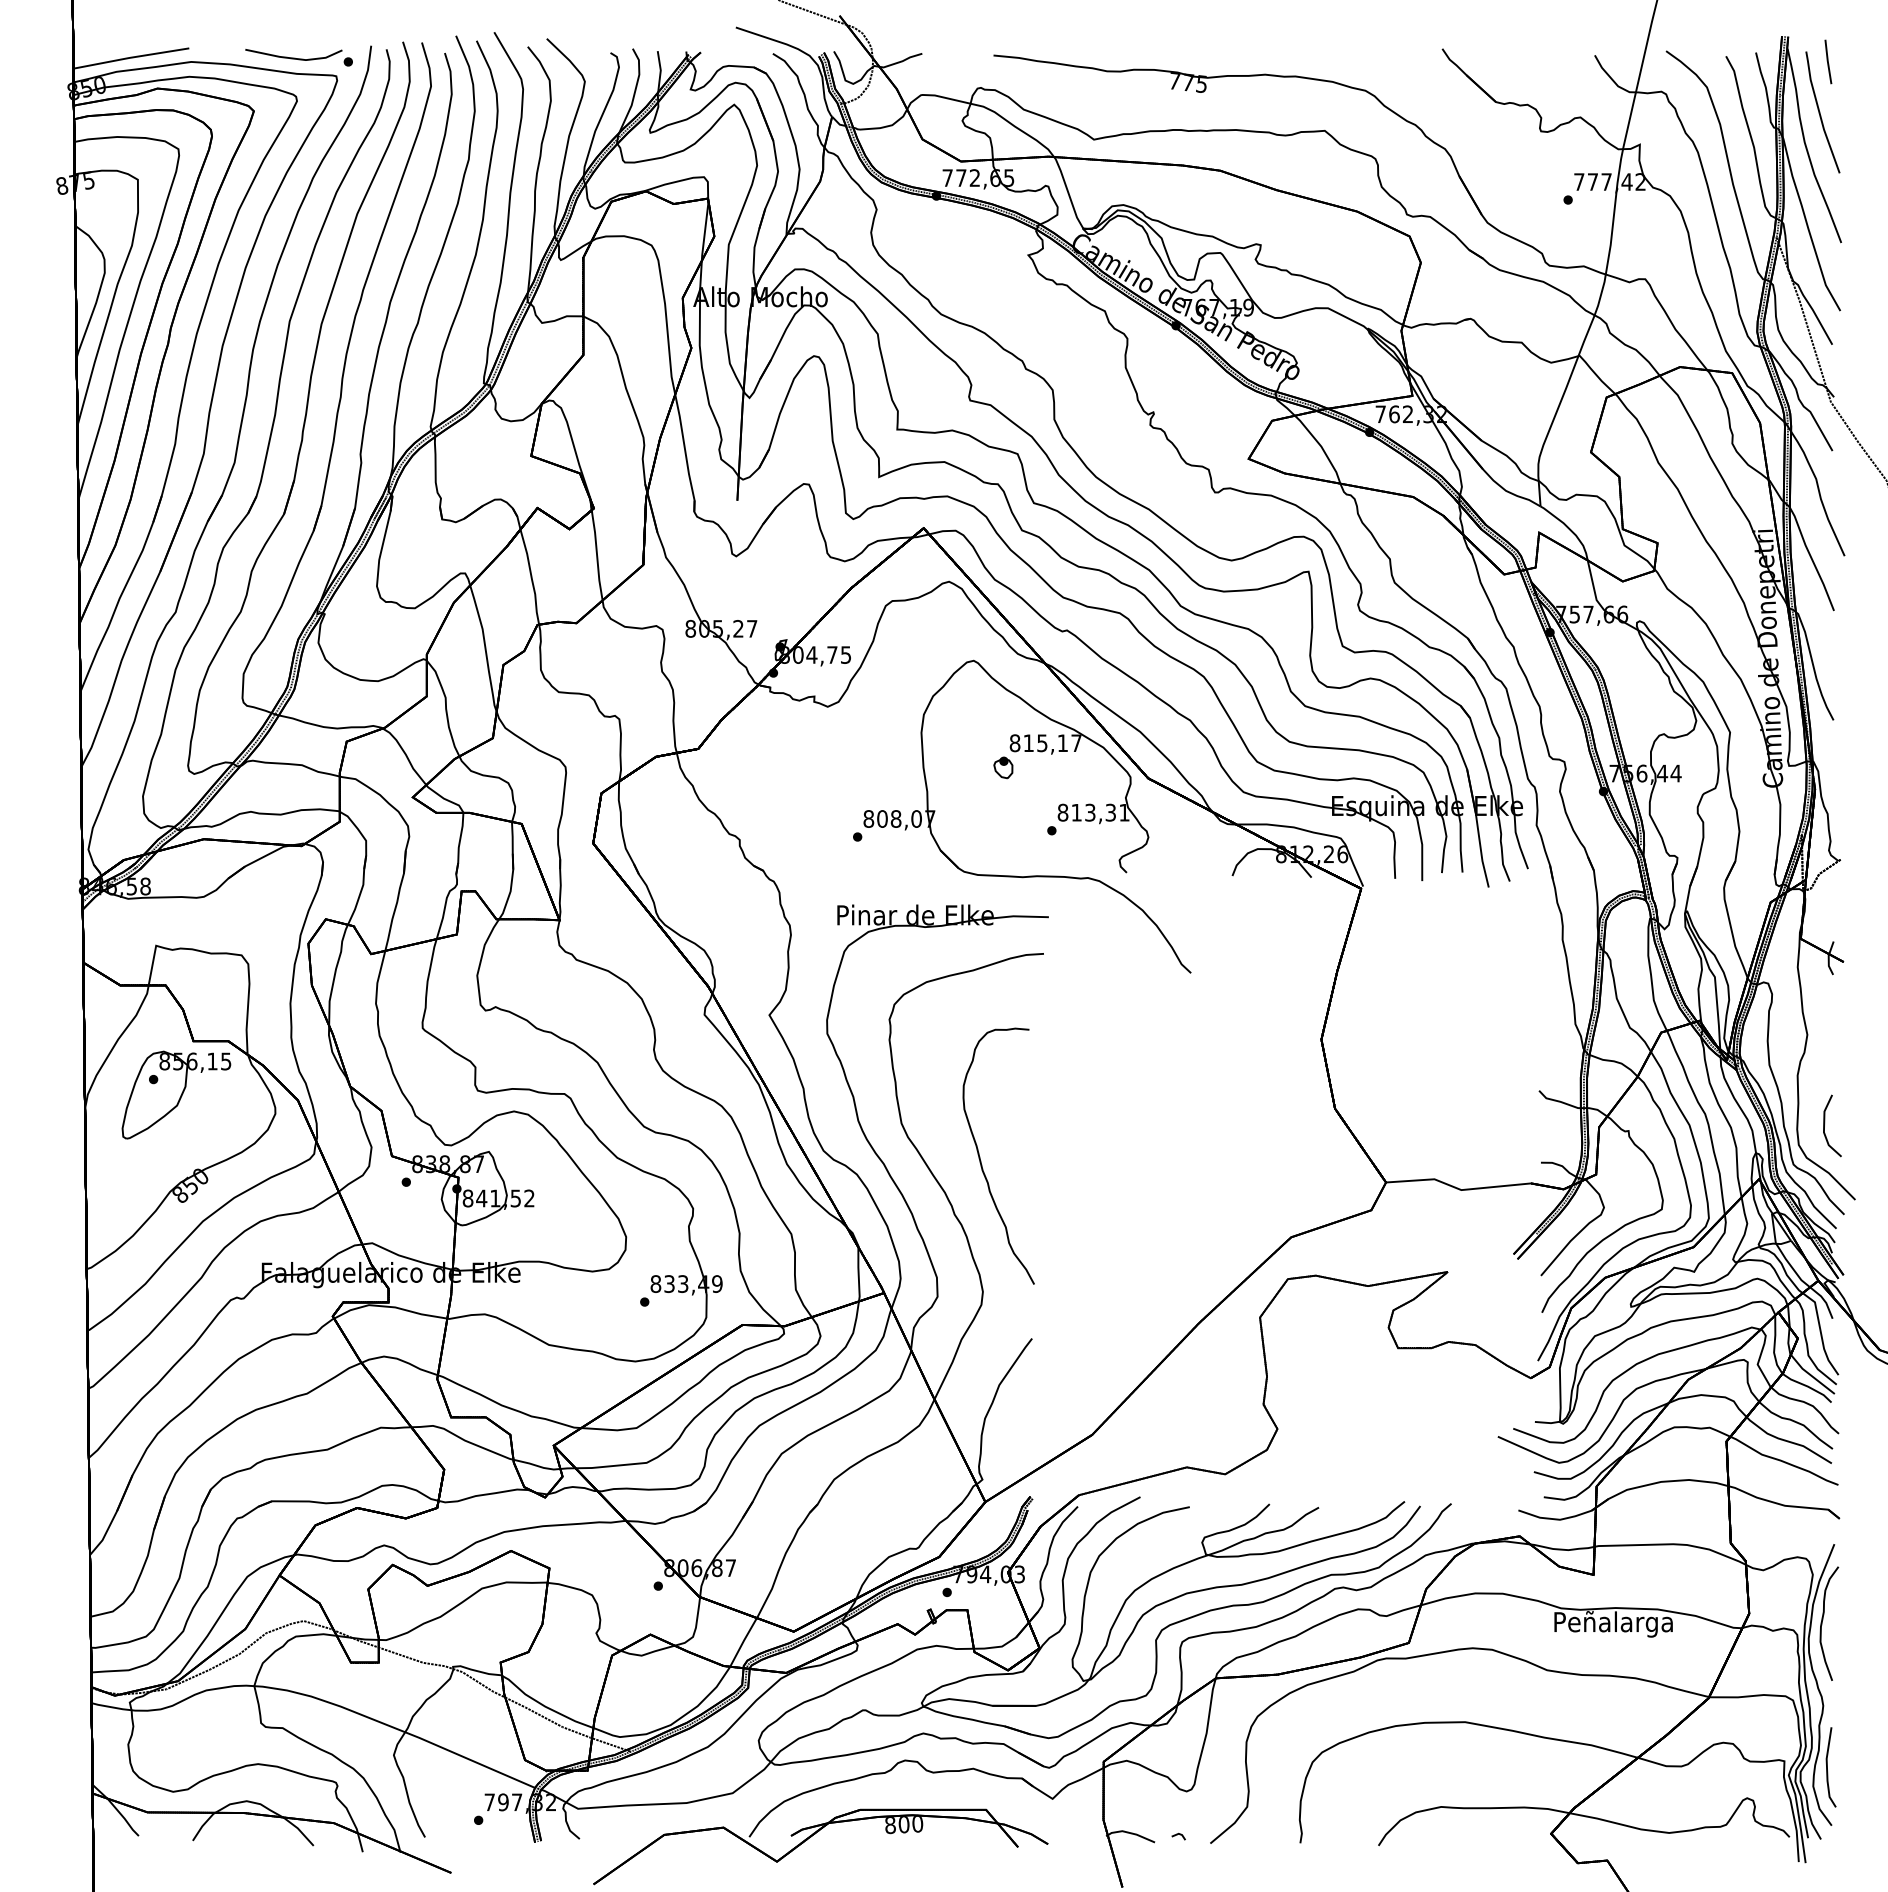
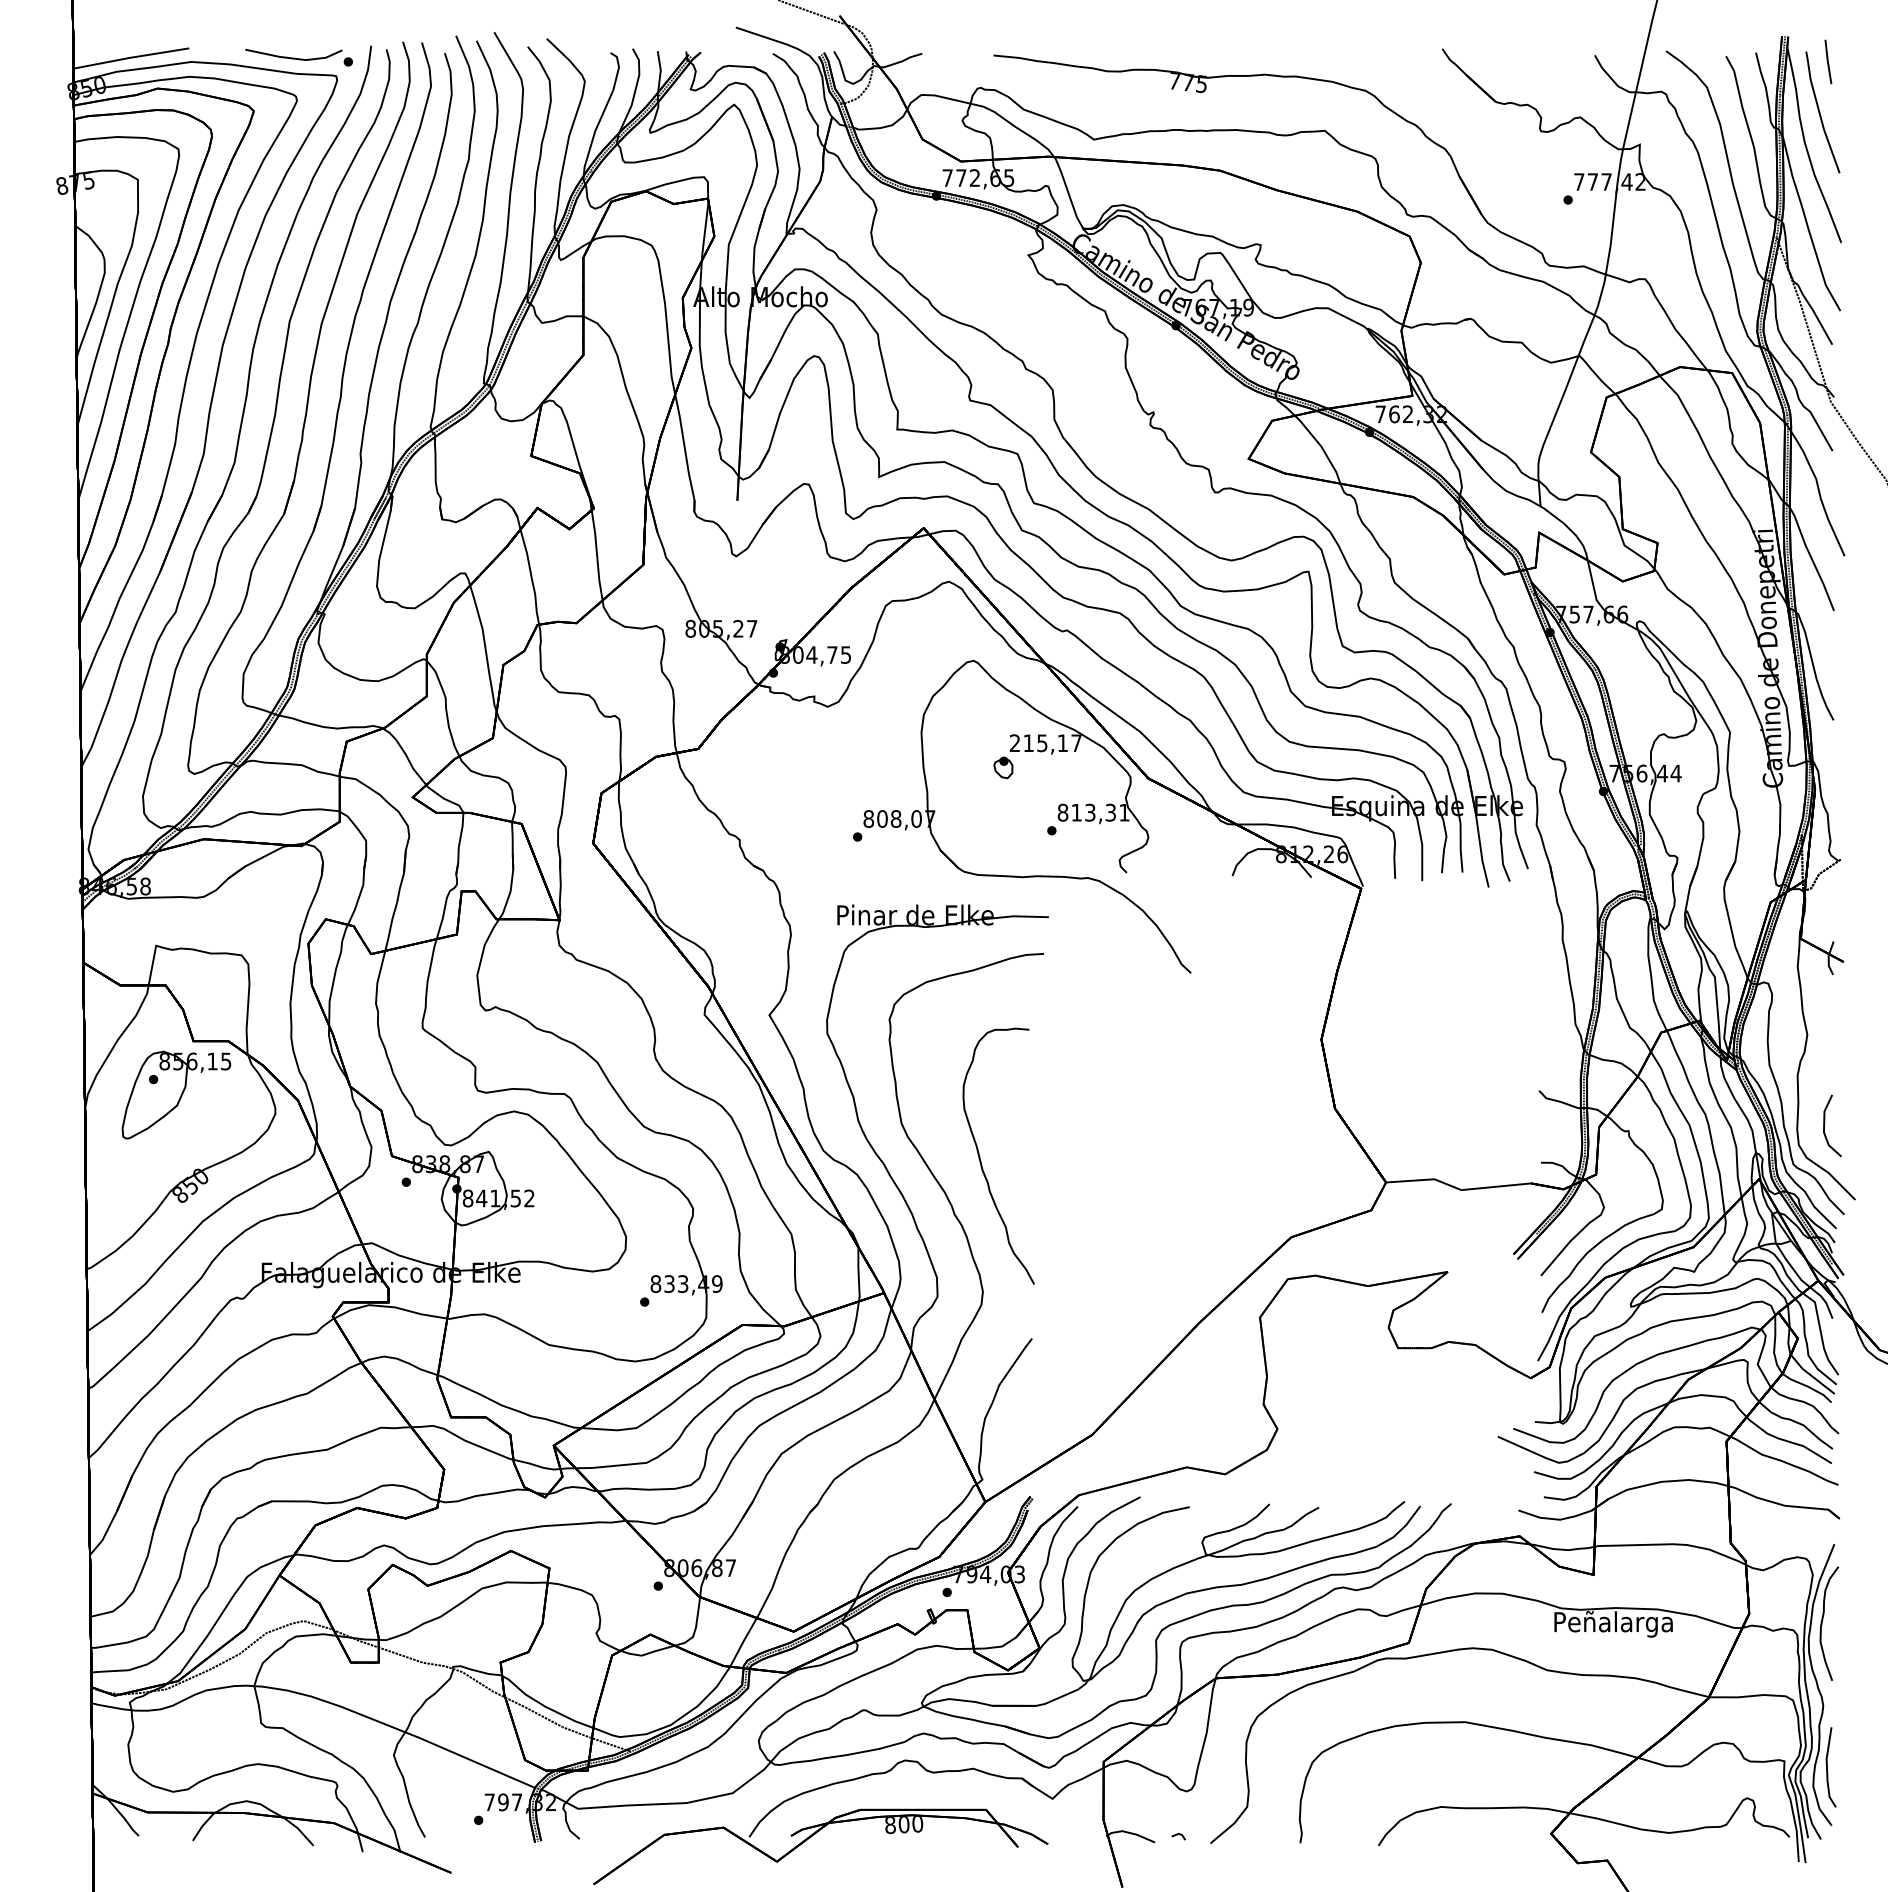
text: 815,17 -> 215,17 (1014, 743)
